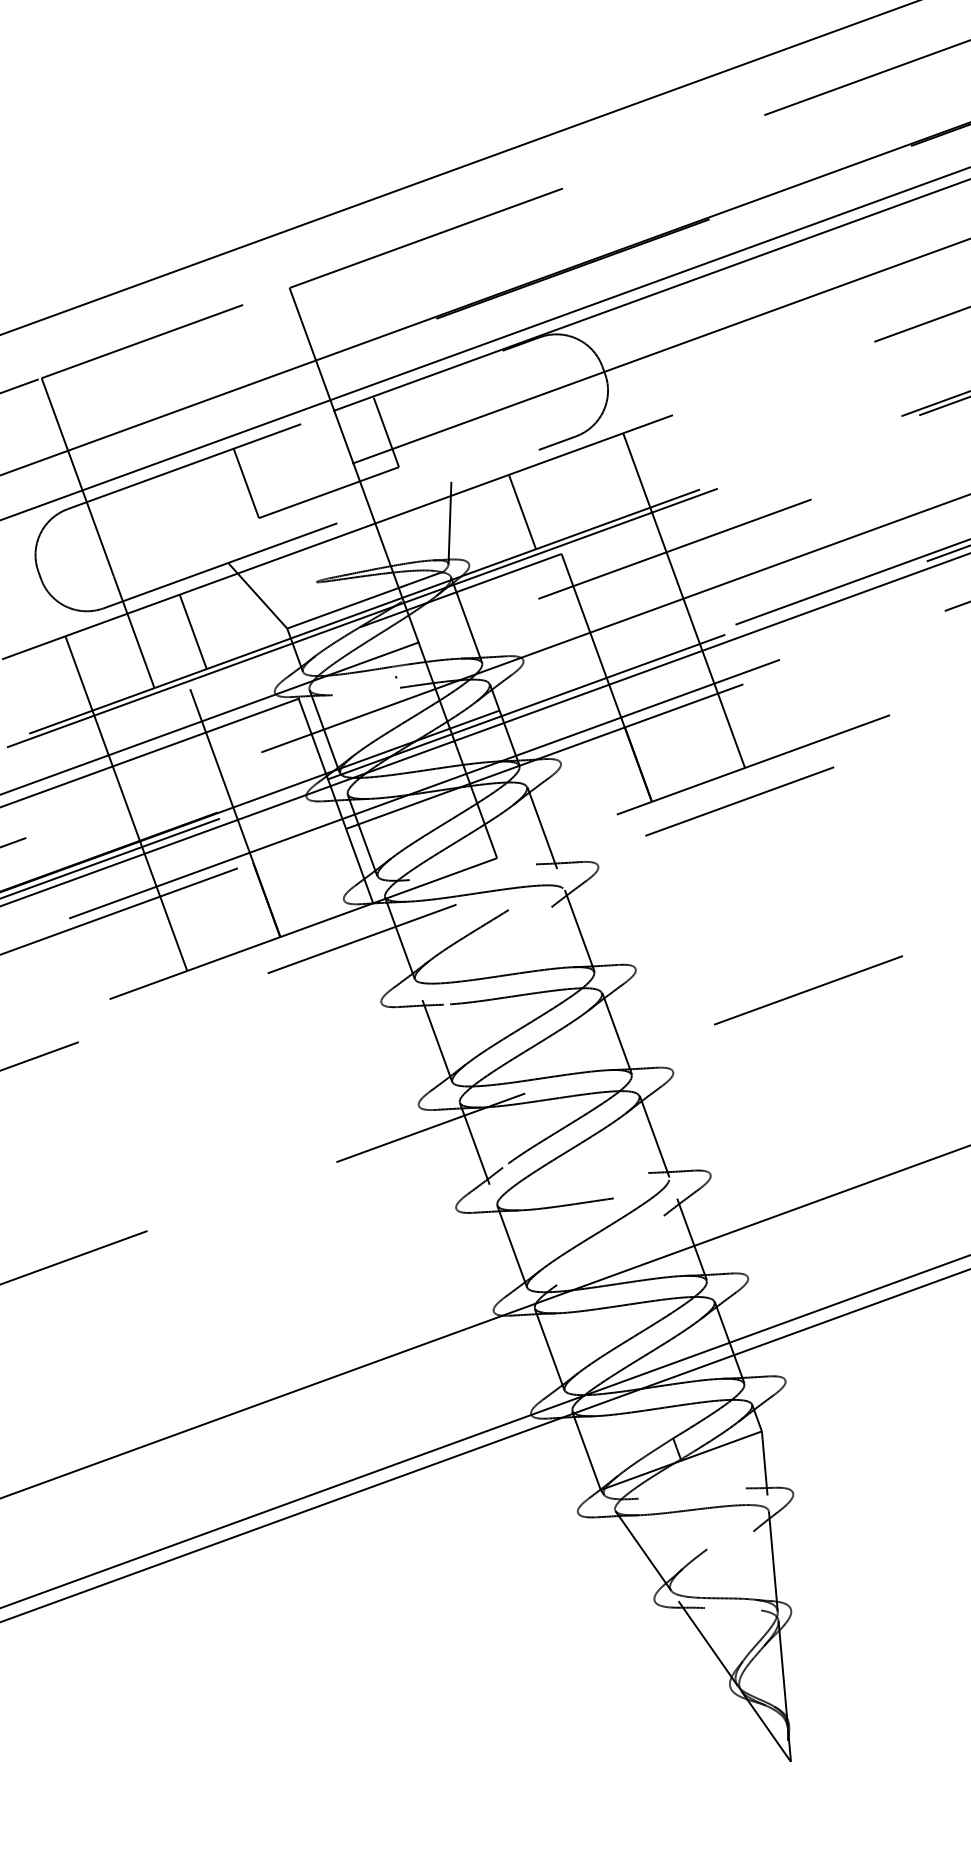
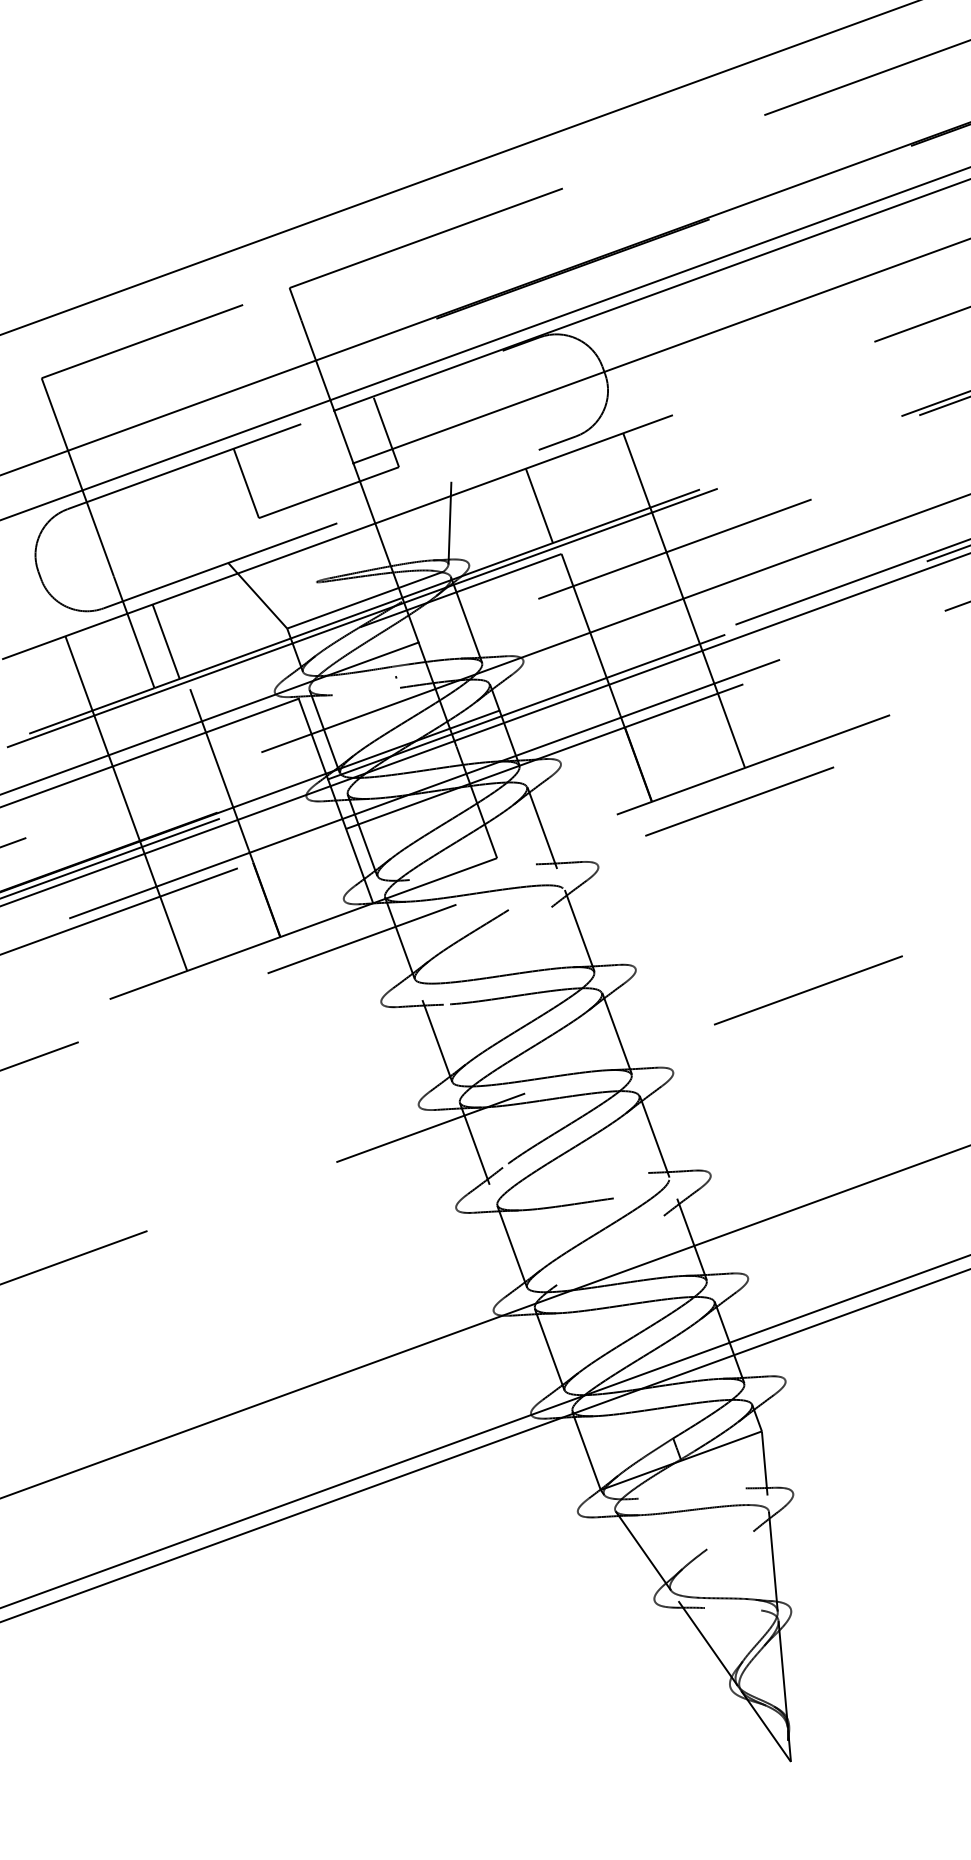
line: present -> none (19, 385)
line position: (522, 511) -> (539, 505) (539, 505)
line position: (192, 631) -> (165, 641) (165, 641)
